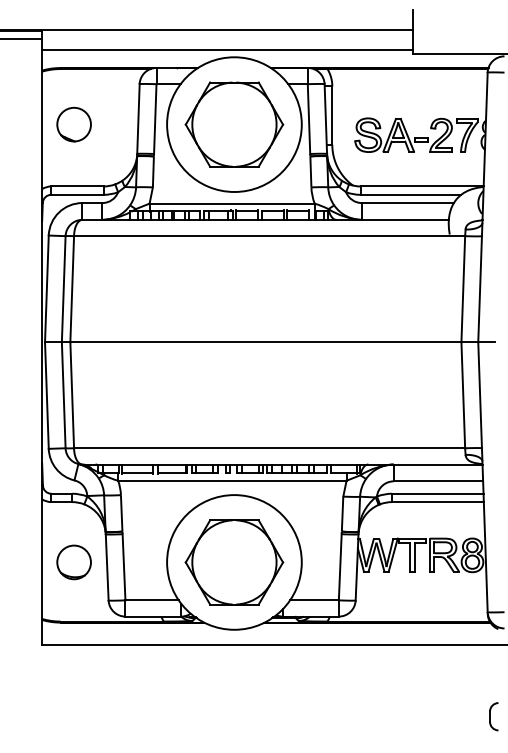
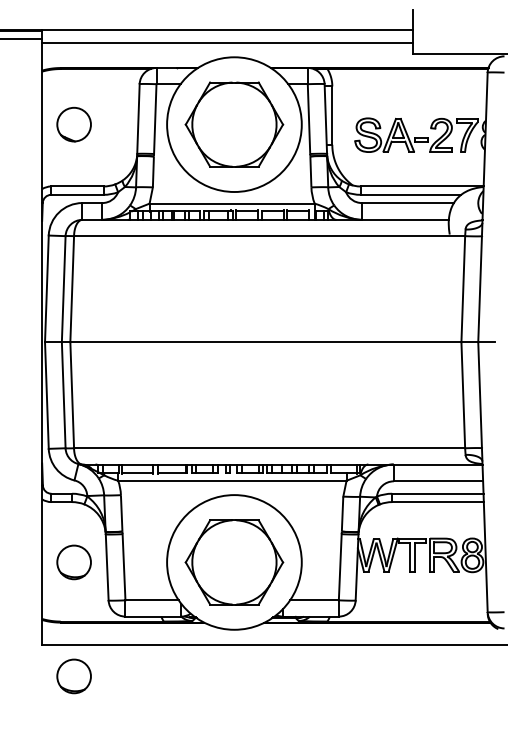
line position: (227, 49) -> (227, 42) (227, 42)
part: none -> present (73, 676)
part: present -> none (493, 716)
